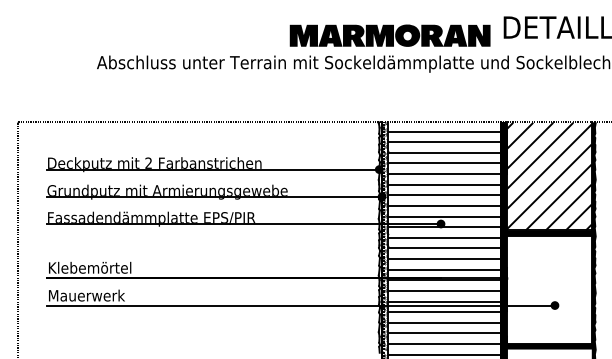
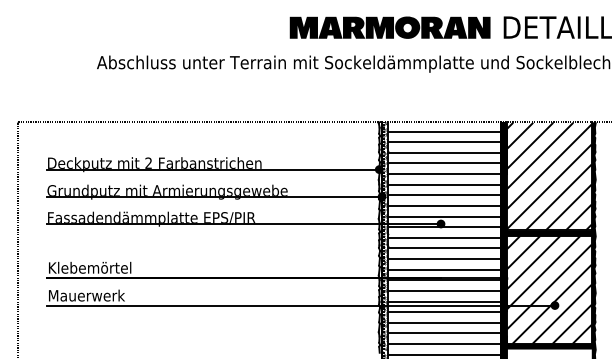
part position: (389, 35) -> (389, 27) (389, 27)
hatch: none -> present (548, 289)
